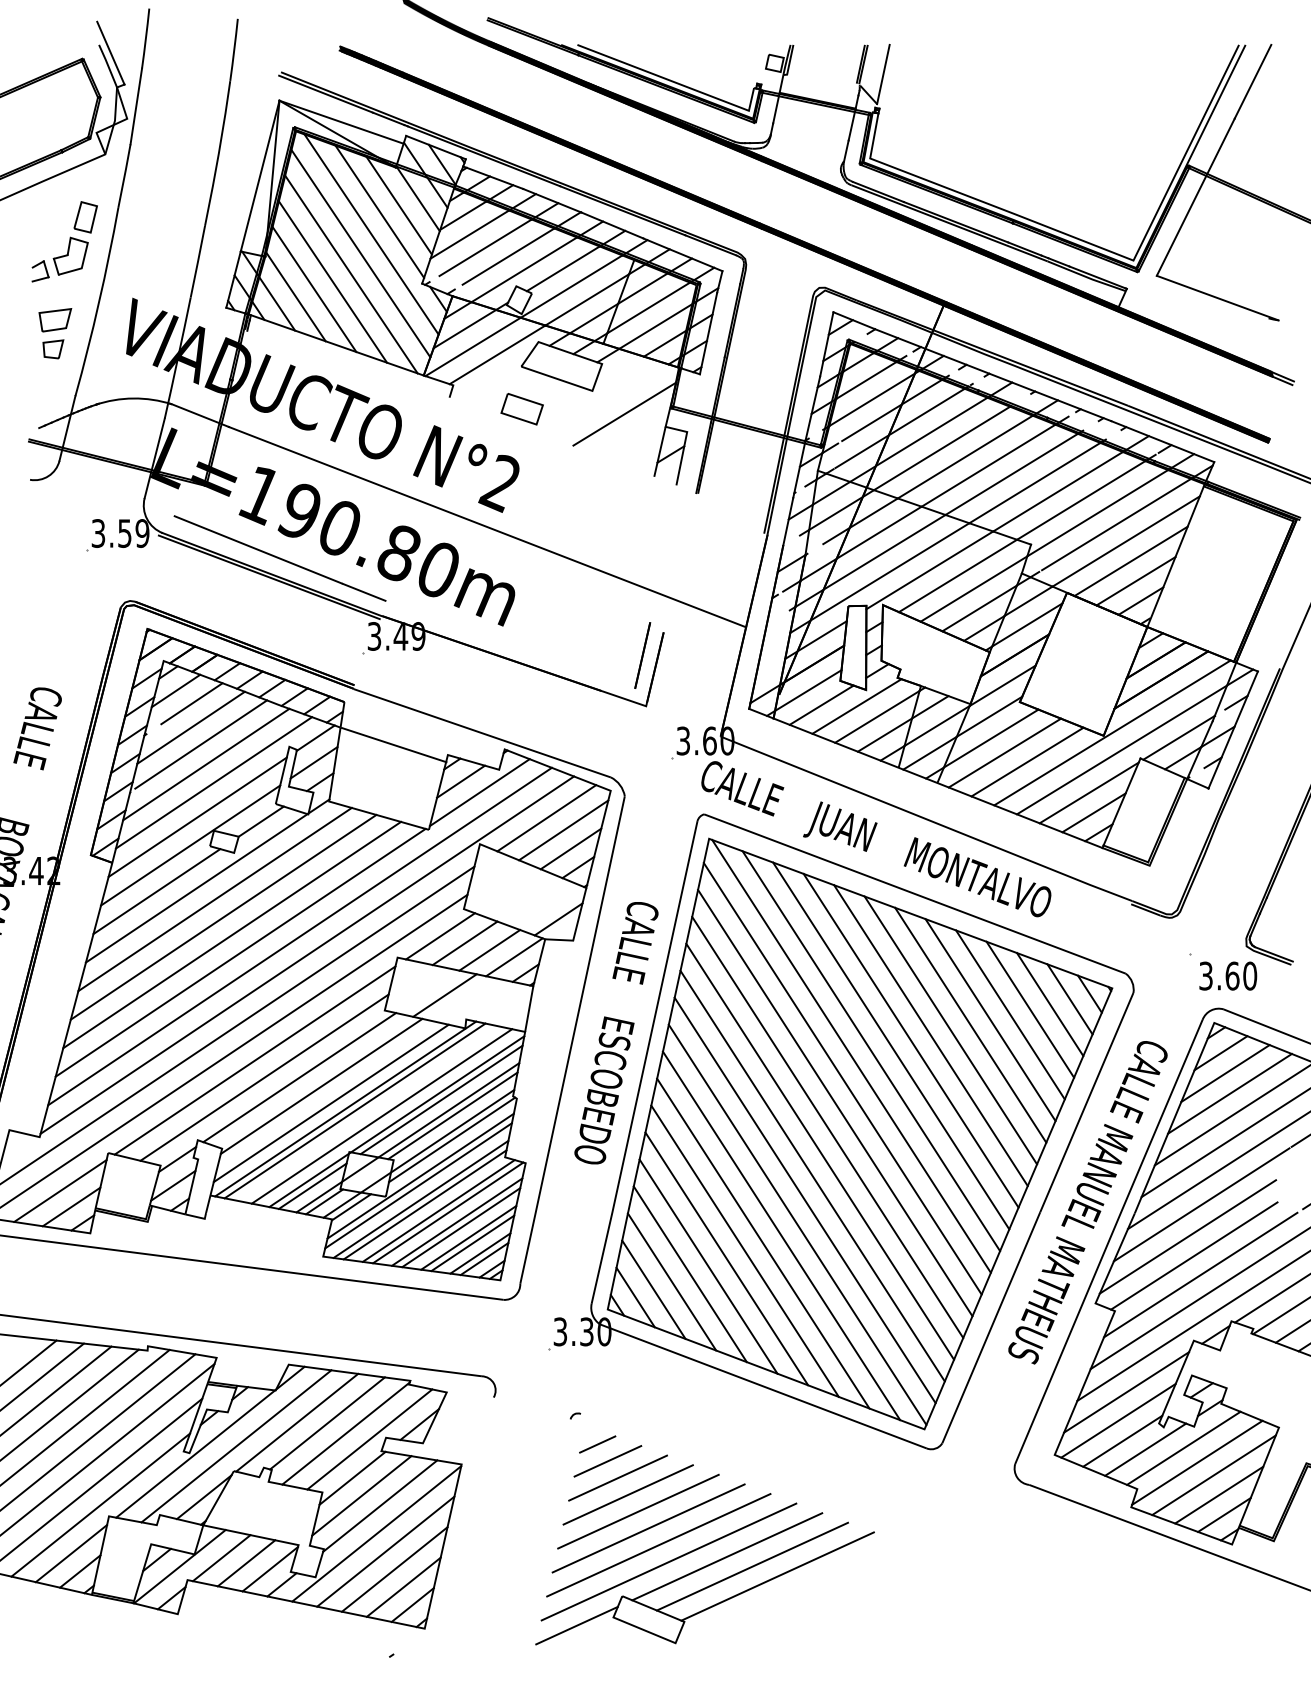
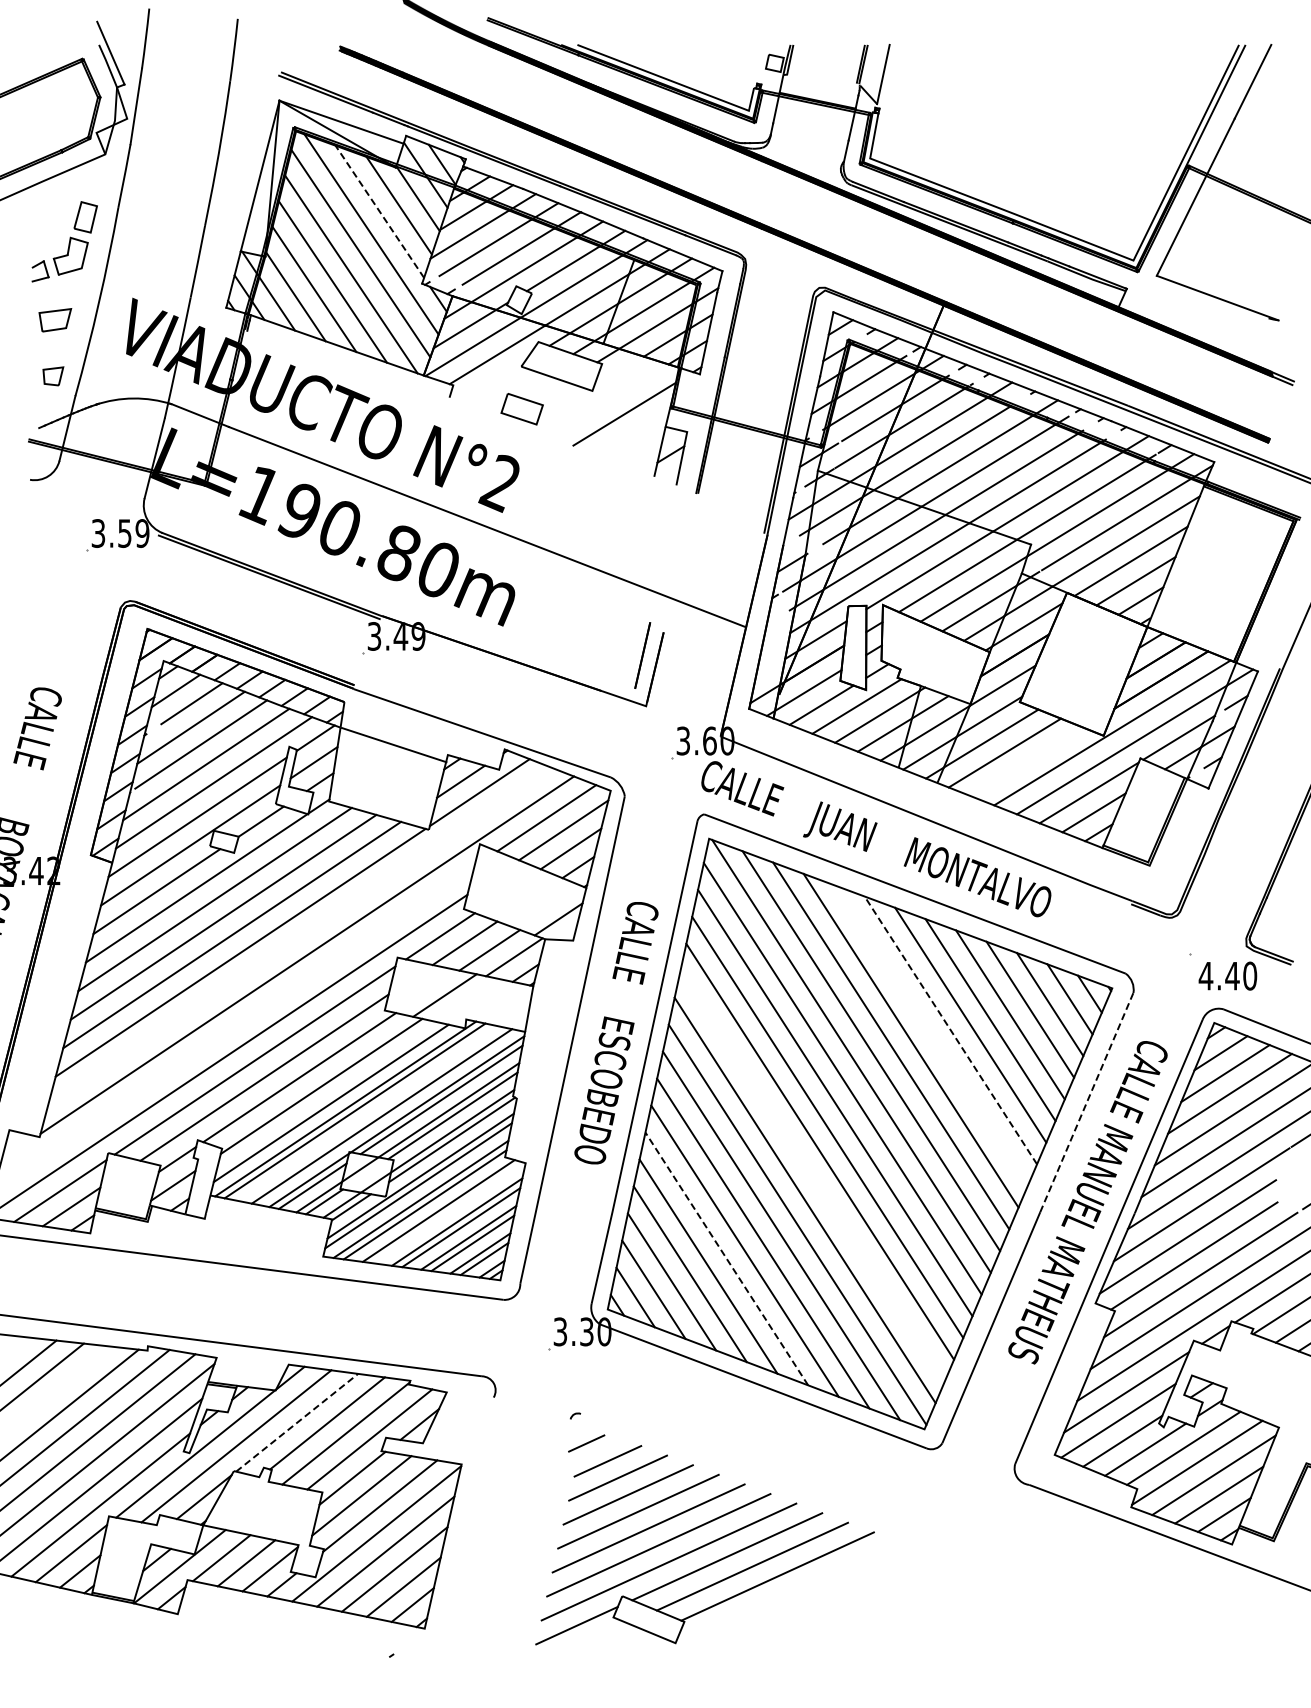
line: solid -> dashed (379, 211)
part position: (53, 349) -> (53, 376) (53, 376)
line: present -> none (279, 558)
line: present -> none (1027, 761)
line: present -> none (299, 936)
text: 3.60 -> 4.40 (1218, 975)
line: present -> none (238, 1024)
line: solid -> dashed (950, 1029)
line: present -> none (930, 1035)
line: solid -> dashed (1087, 1102)
line: present -> none (812, 1175)
line: present -> none (448, 1212)
line: solid -> dashed (726, 1258)
line: present -> none (56, 1390)
line: solid -> dashed (297, 1422)
line position: (597, 1444) -> (586, 1443) (586, 1443)
